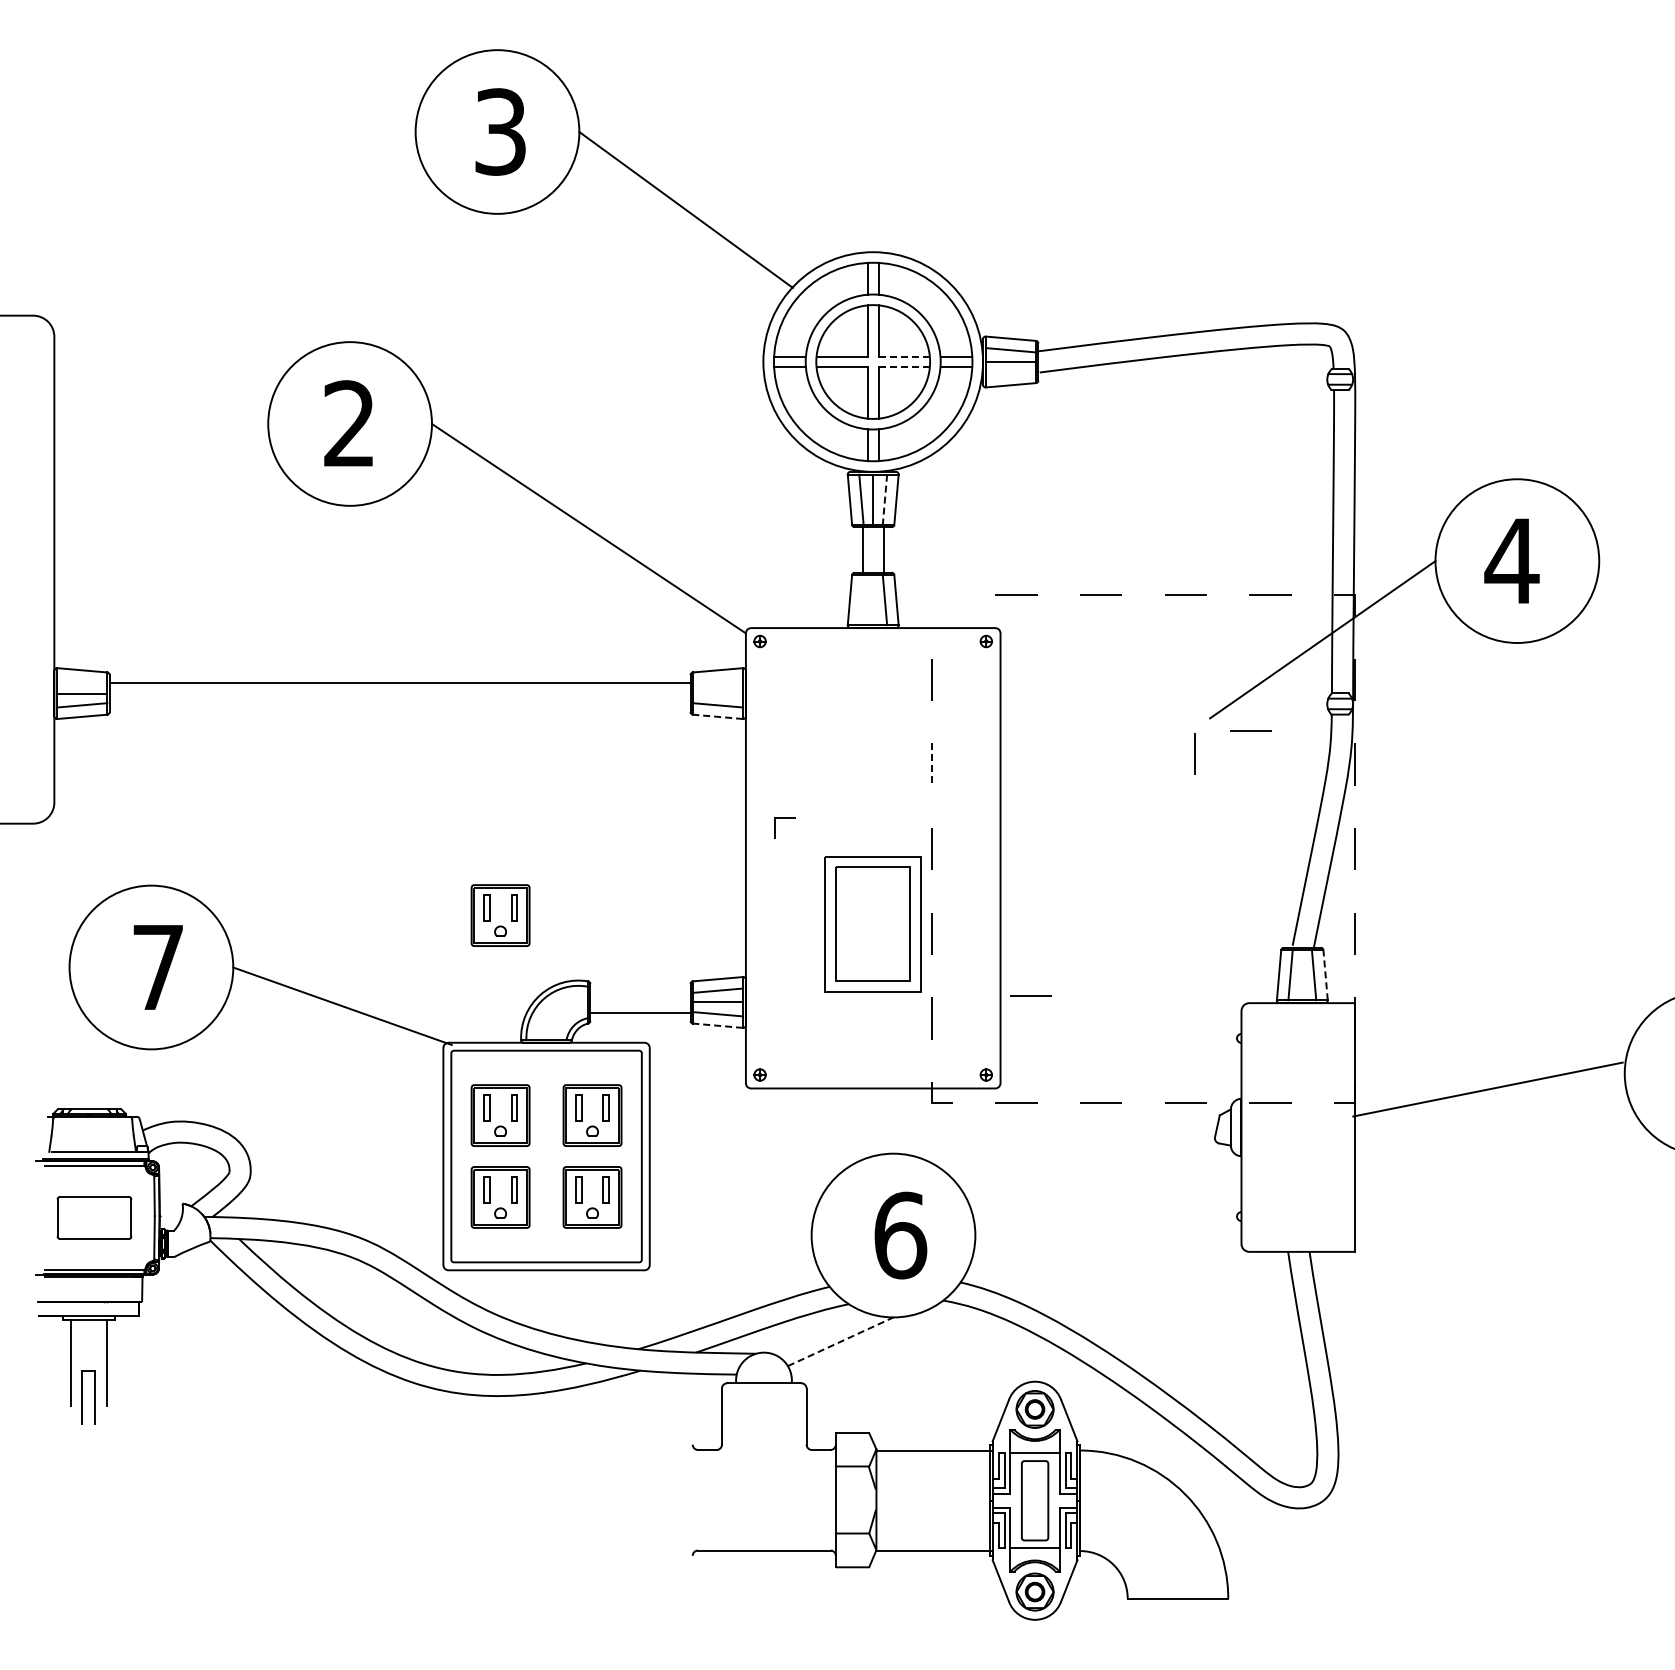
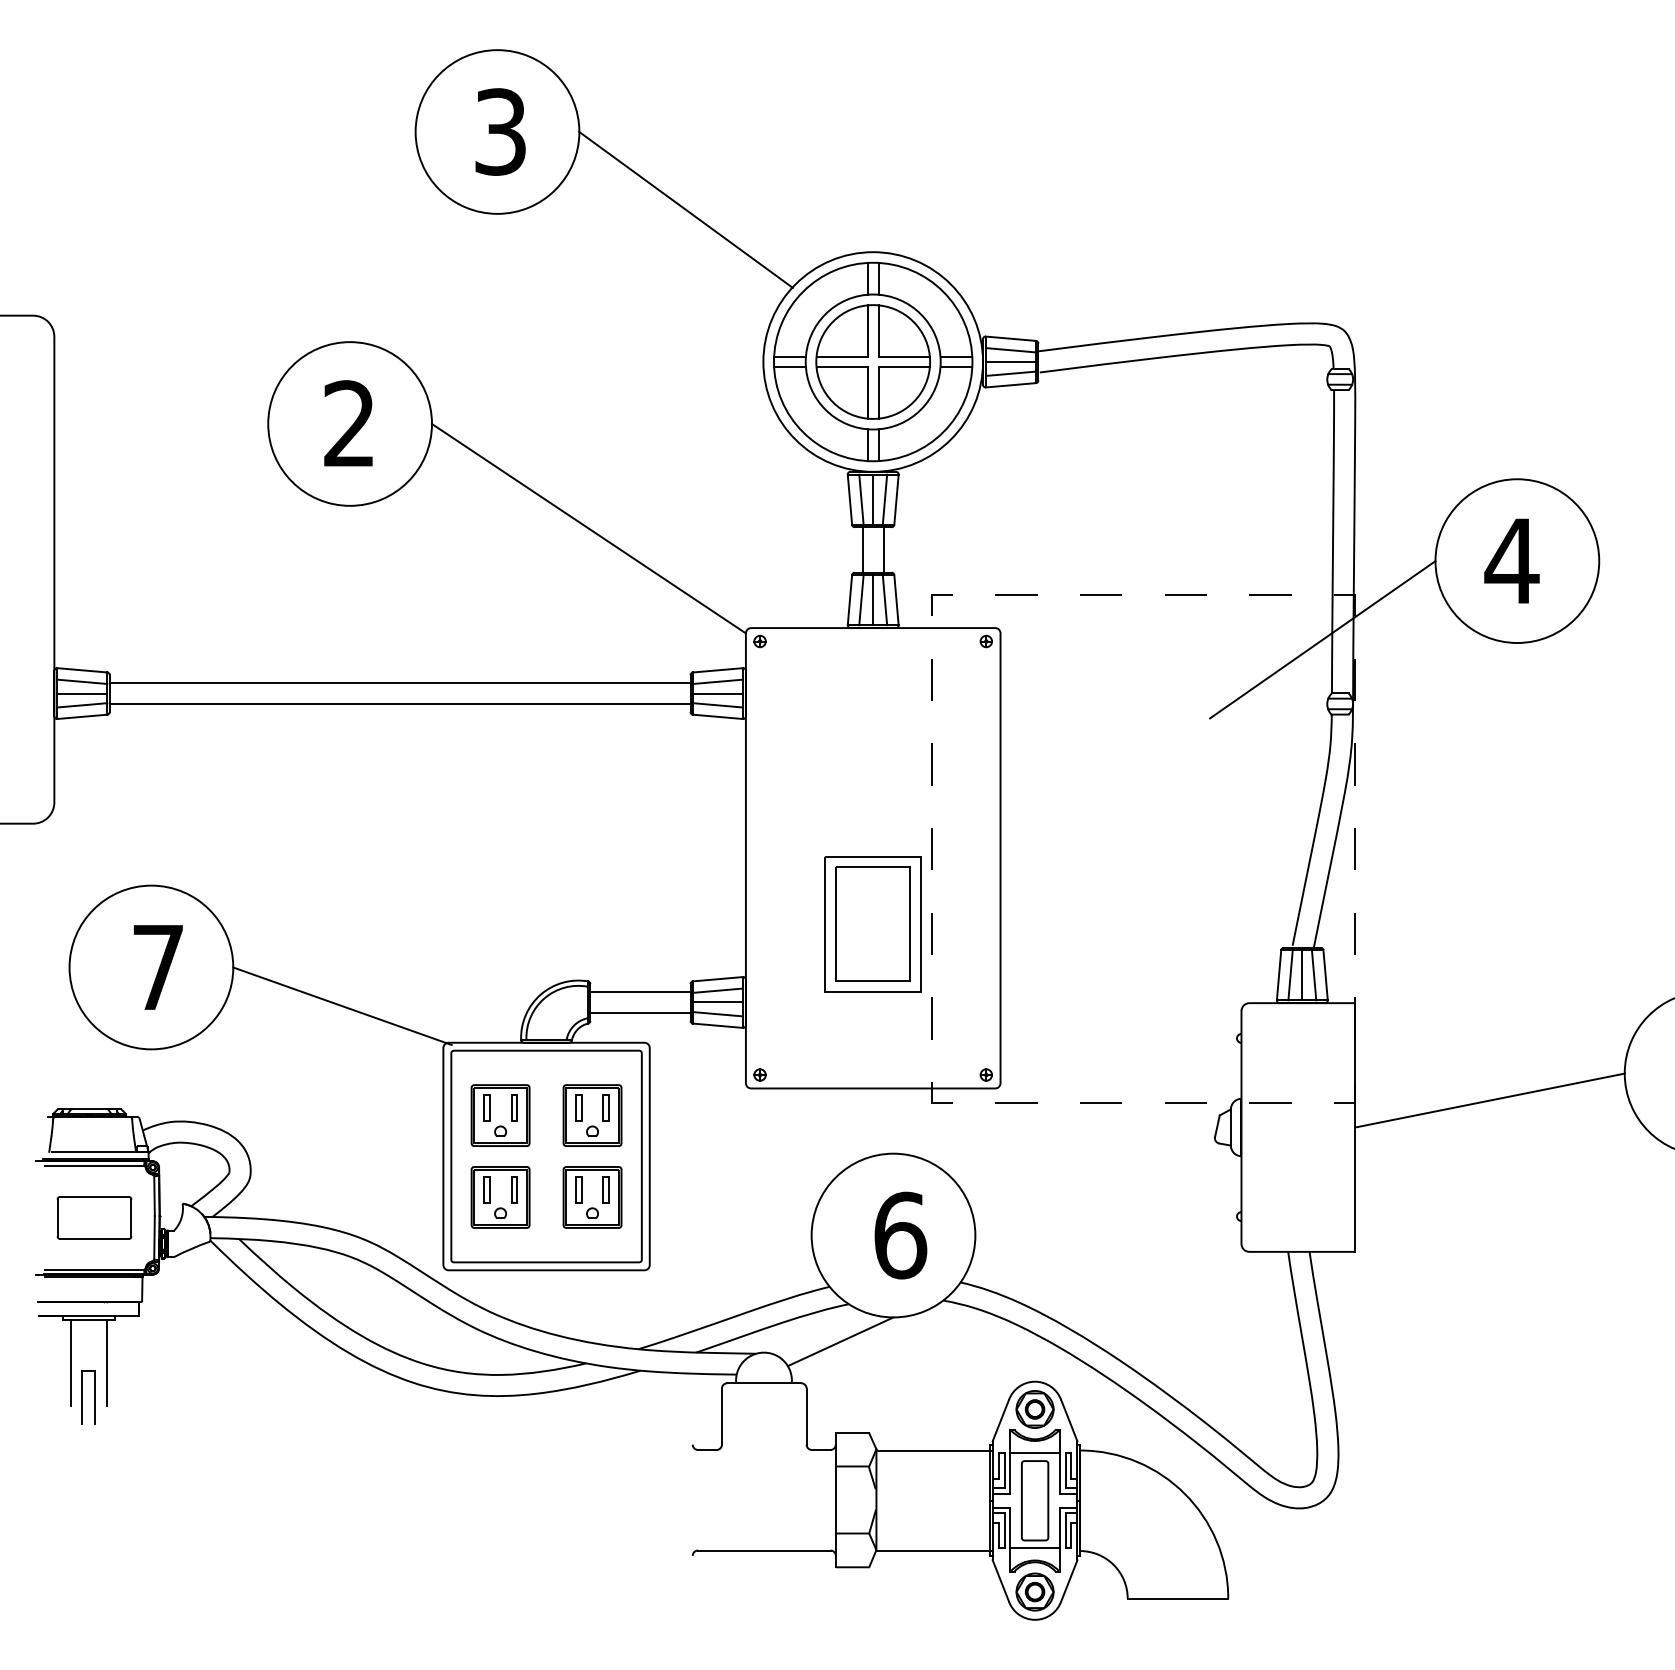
line: dashed -> solid (904, 356)
line: dashed -> solid (904, 367)
line: none -> present (1010, 373)
line: dashed -> solid (884, 500)
line: none -> present (861, 600)
line: none -> present (873, 600)
line: none -> present (82, 681)
line: none -> present (717, 681)
line: none -> present (717, 693)
line: none -> present (399, 704)
line: dashed -> solid (717, 716)
line: present -> none (1250, 730)
line: present -> none (1194, 753)
line: dashed -> solid (931, 764)
line position: (784, 818) -> (941, 595) (941, 595)
part: present -> none (500, 915)
line: dashed -> solid (1325, 974)
line: none -> present (1302, 975)
line: none -> present (640, 991)
line: present -> none (1030, 995)
line: dashed -> solid (717, 1025)
line position: (1487, 1089) -> (1489, 1100) (1489, 1100)
line: dashed -> solid (841, 1341)
